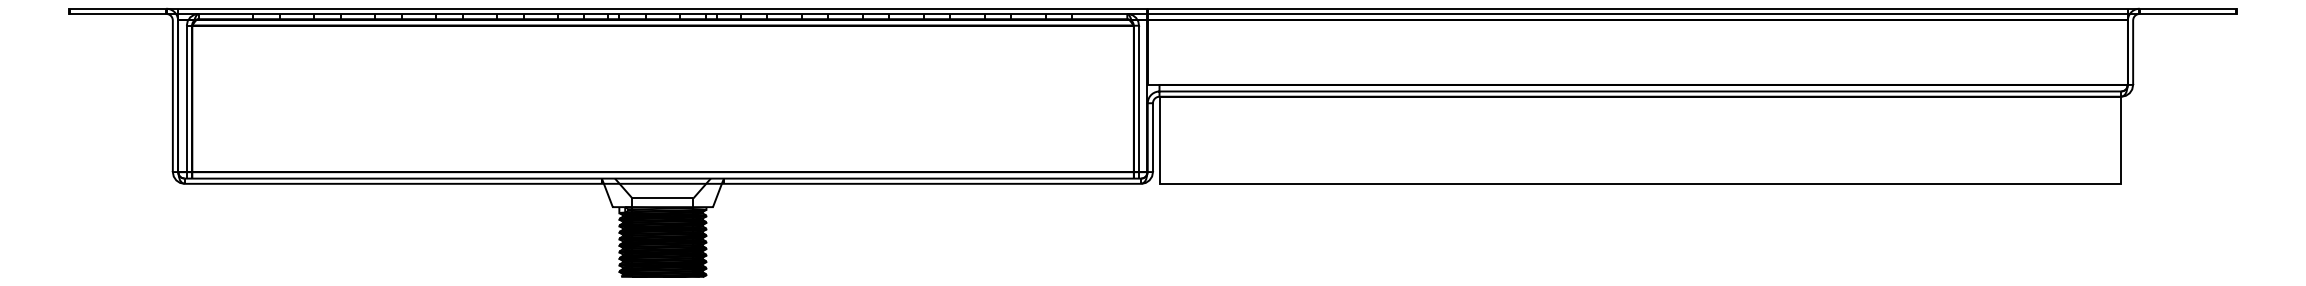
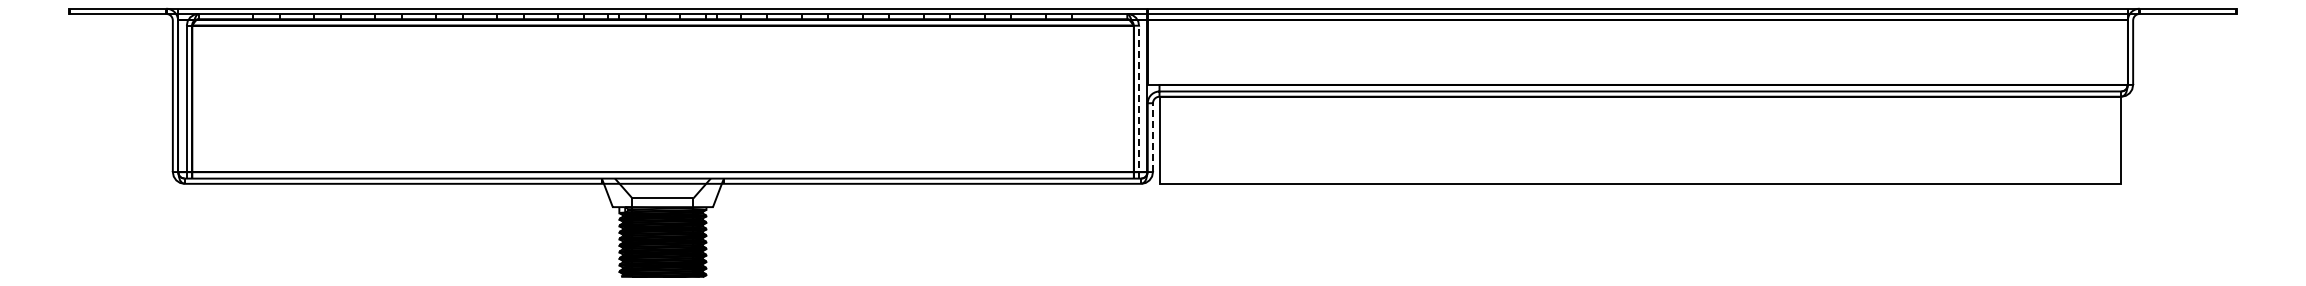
line: solid -> dashed (1139, 101)
line: solid -> dashed (1153, 137)
